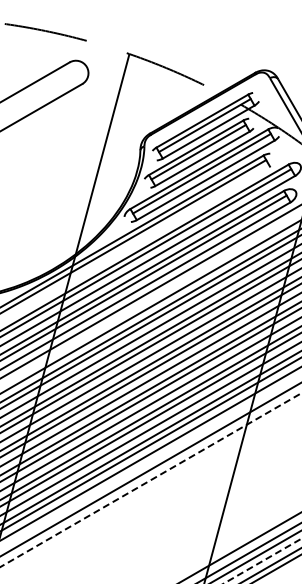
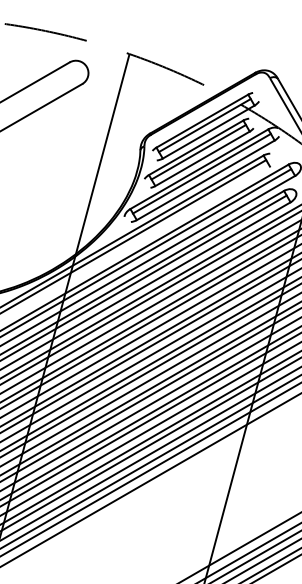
line: none -> present (150, 297)
line: none -> present (150, 461)
line: dashed -> solid (150, 480)
line: dashed -> solid (262, 560)
